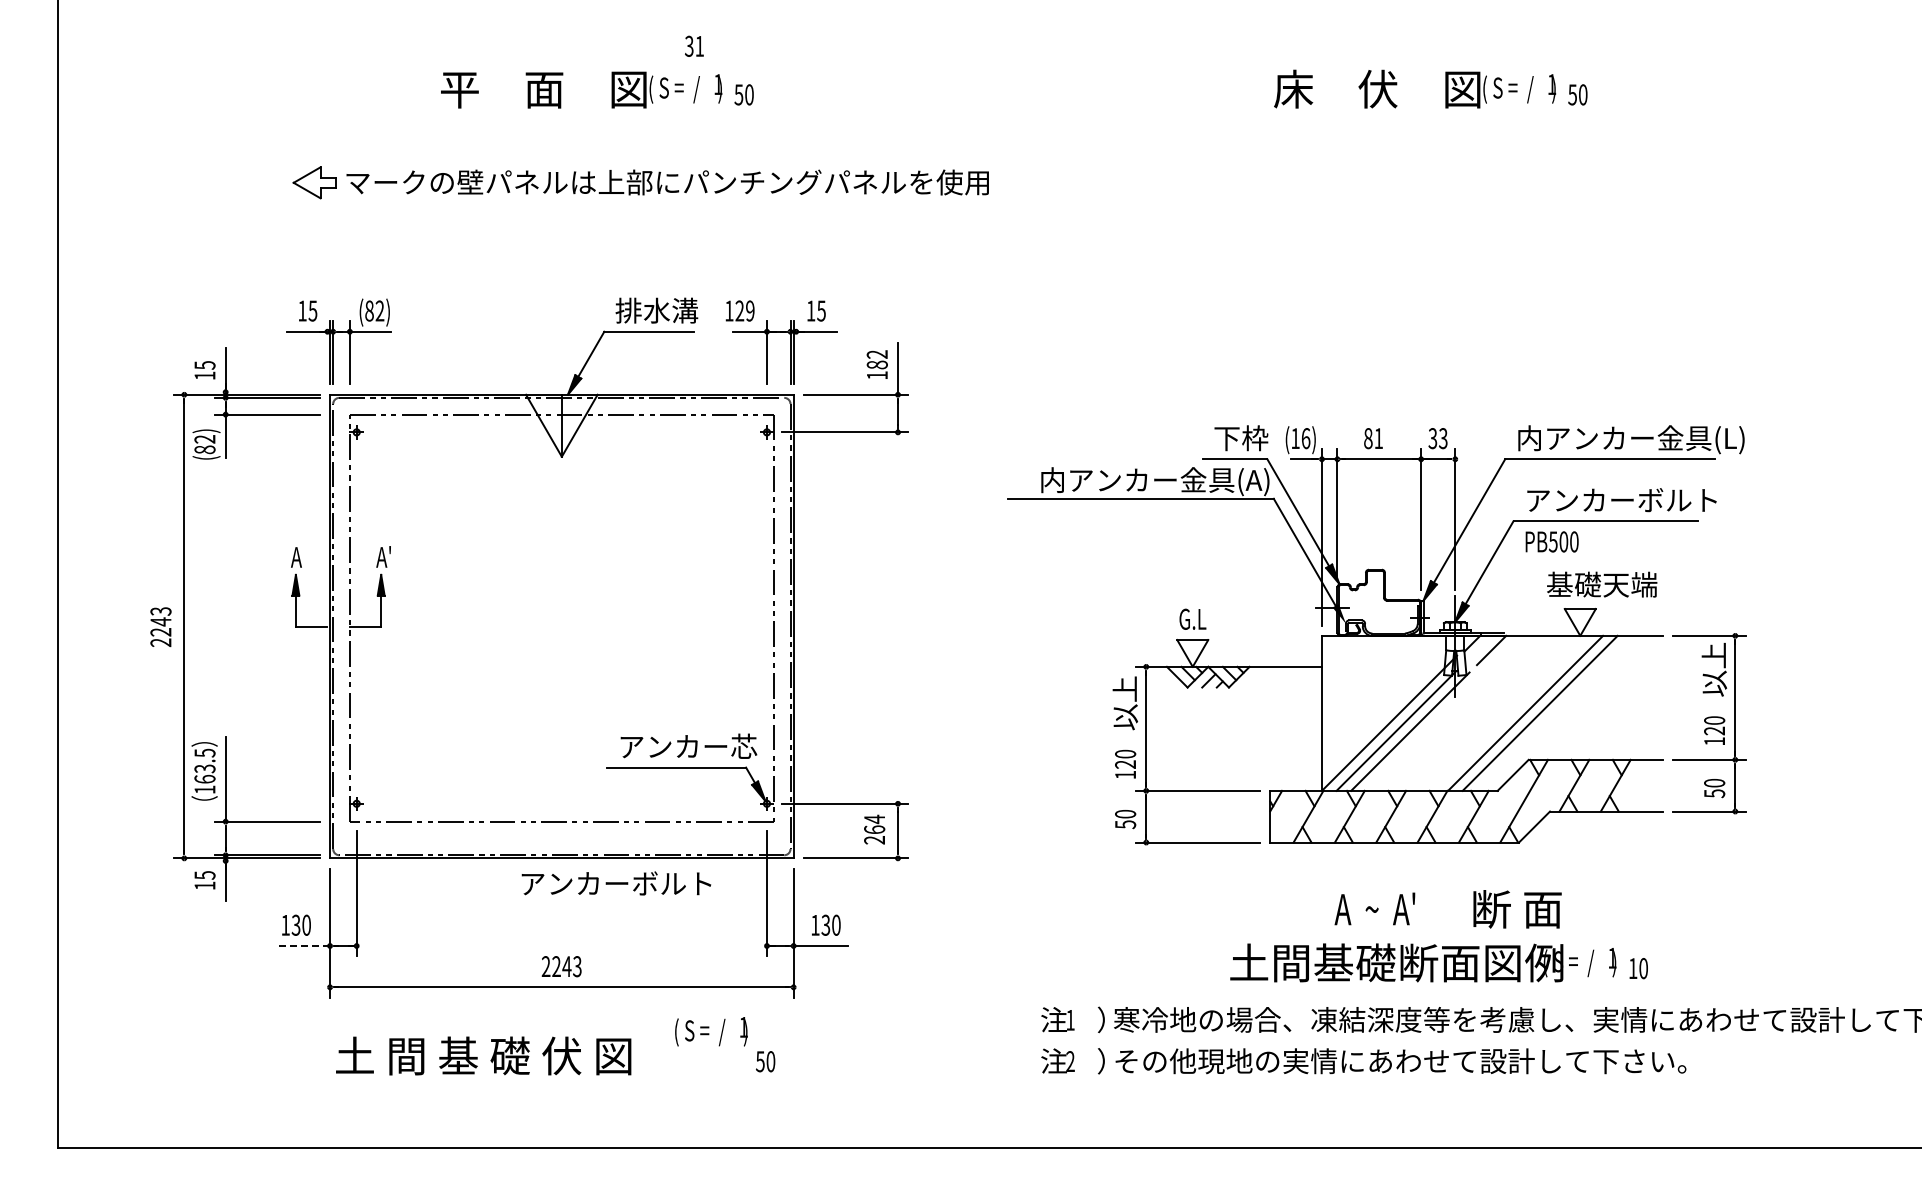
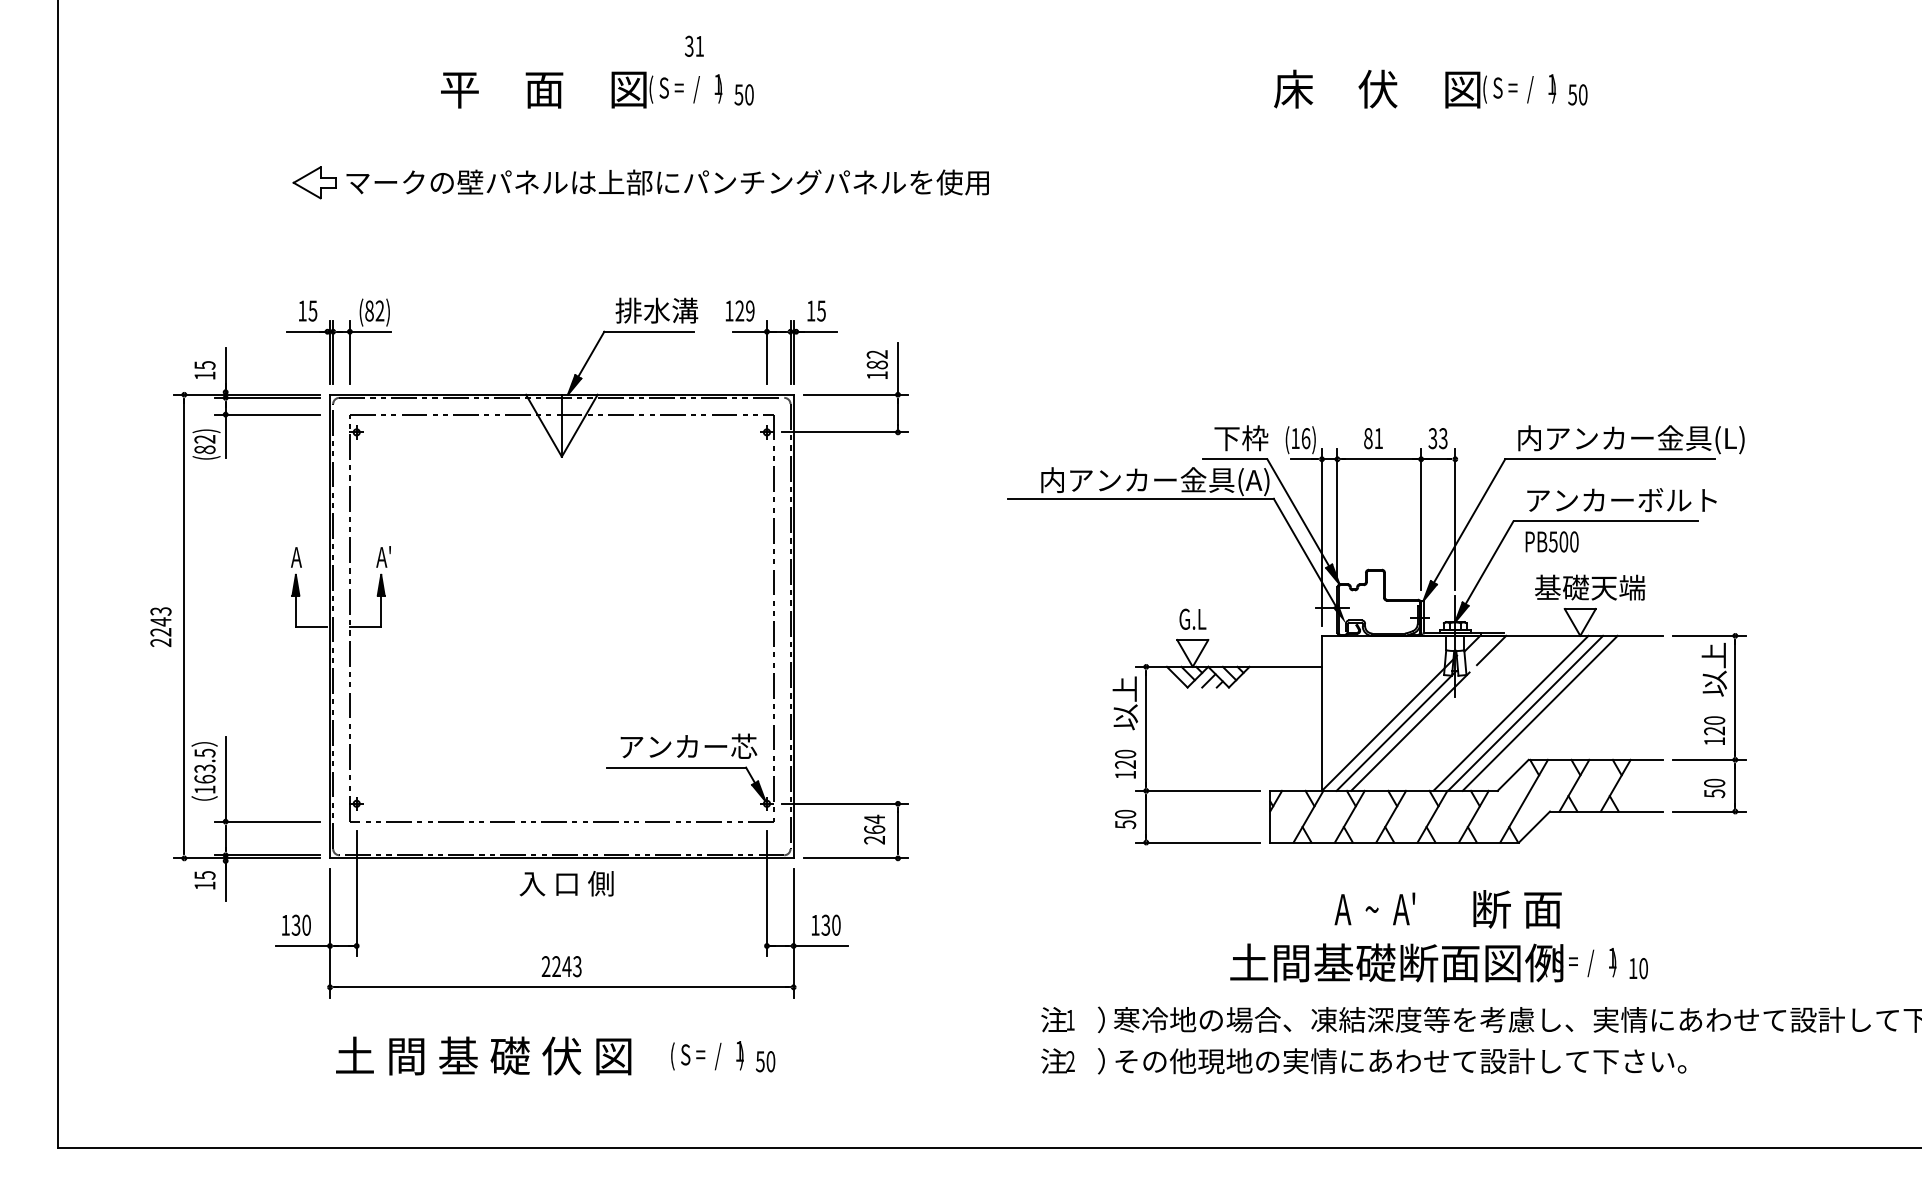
text position: (1602, 584) -> (1590, 587) (1590, 587)
line: none -> present (1510, 712)
text: アンカーボルト -> 入 口 側 (615, 883)
line: dashed -> solid (302, 945)
text position: (711, 1031) -> (707, 1055) (707, 1055)
